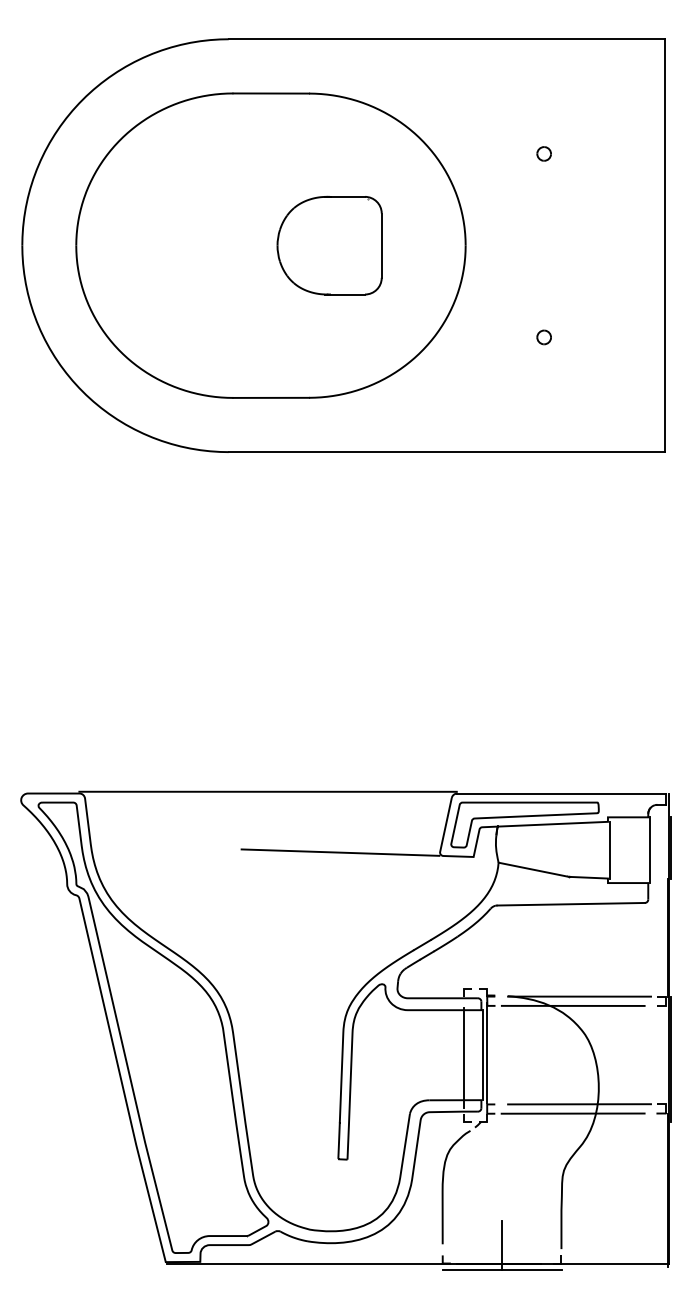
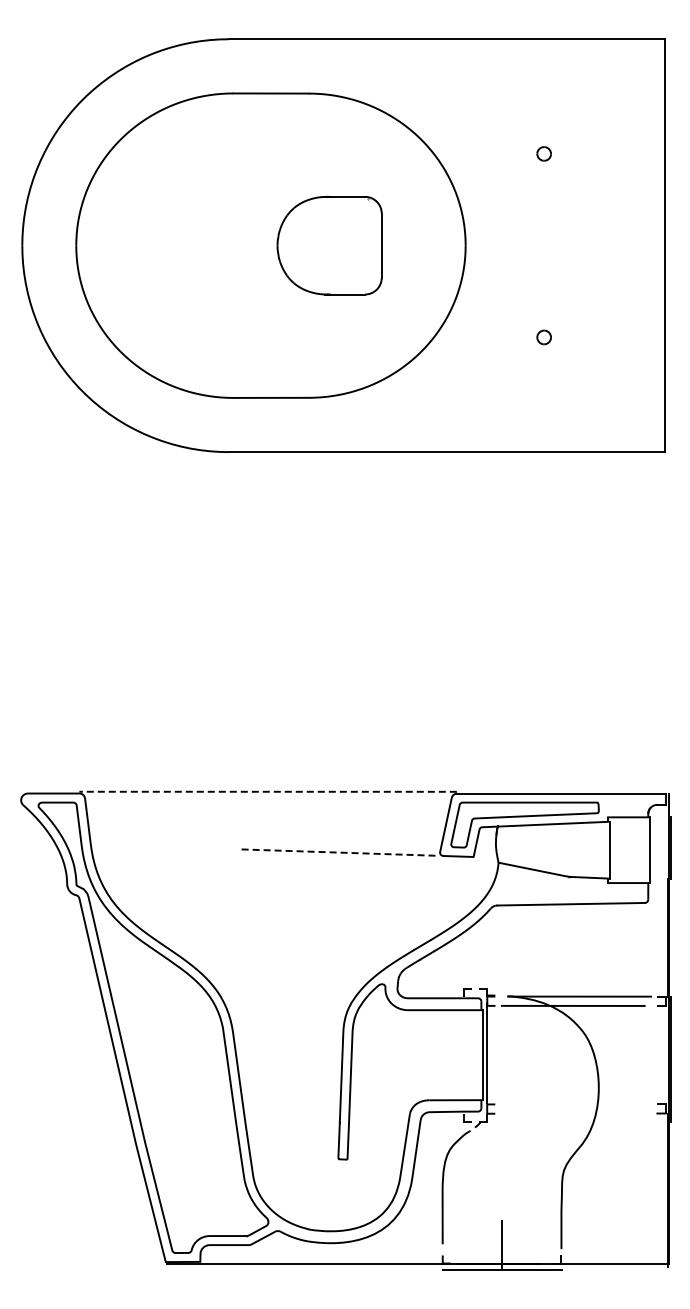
line: solid -> dashed (268, 791)
line: solid -> dashed (340, 852)
line: present -> none (463, 1058)
line: present -> none (579, 1104)
line: present -> none (572, 1113)
